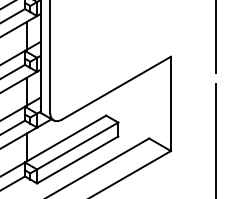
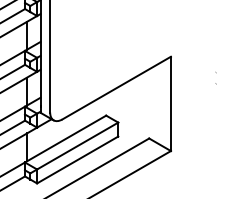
line: present -> none (215, 37)
line: present -> none (215, 139)
